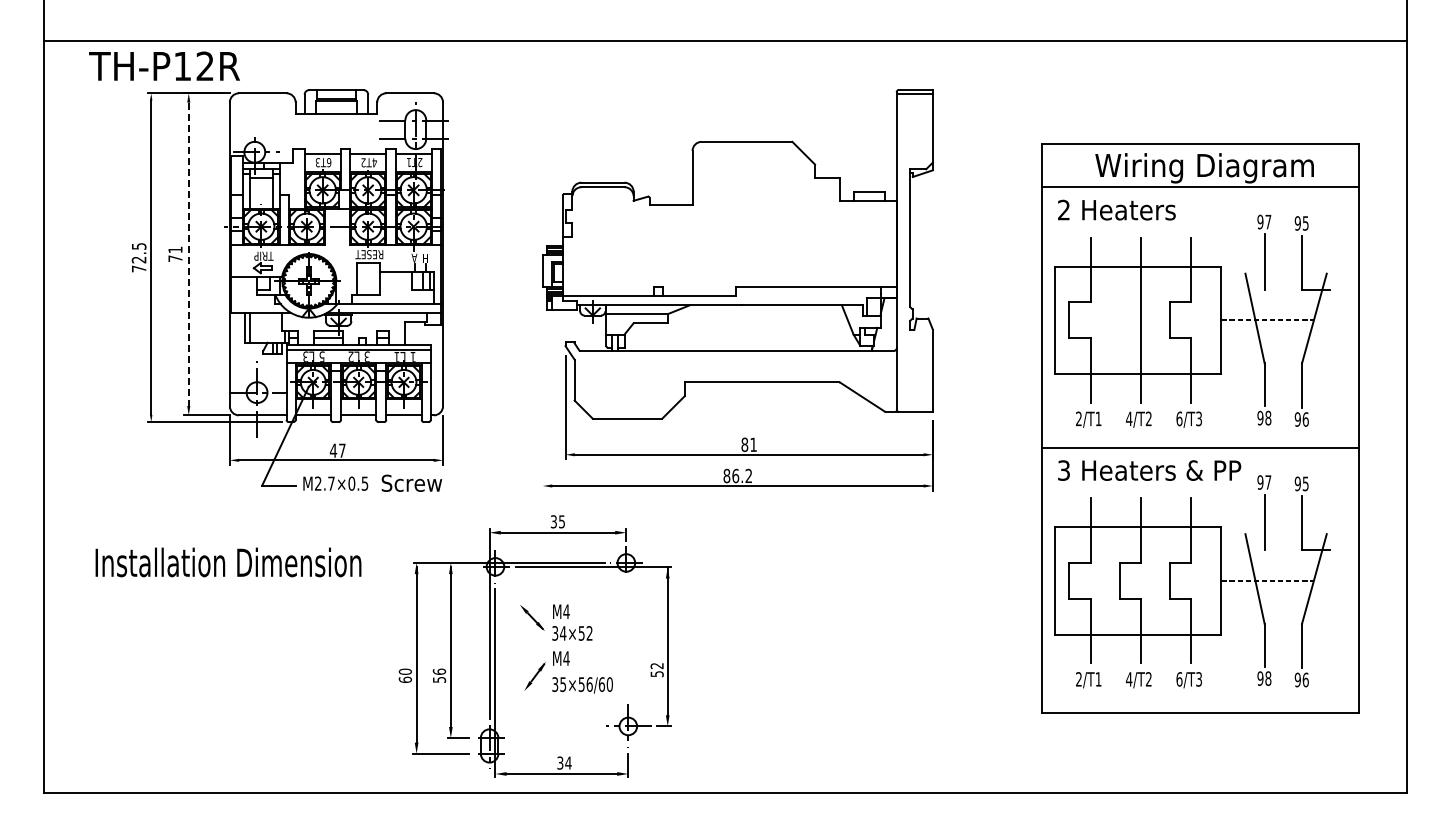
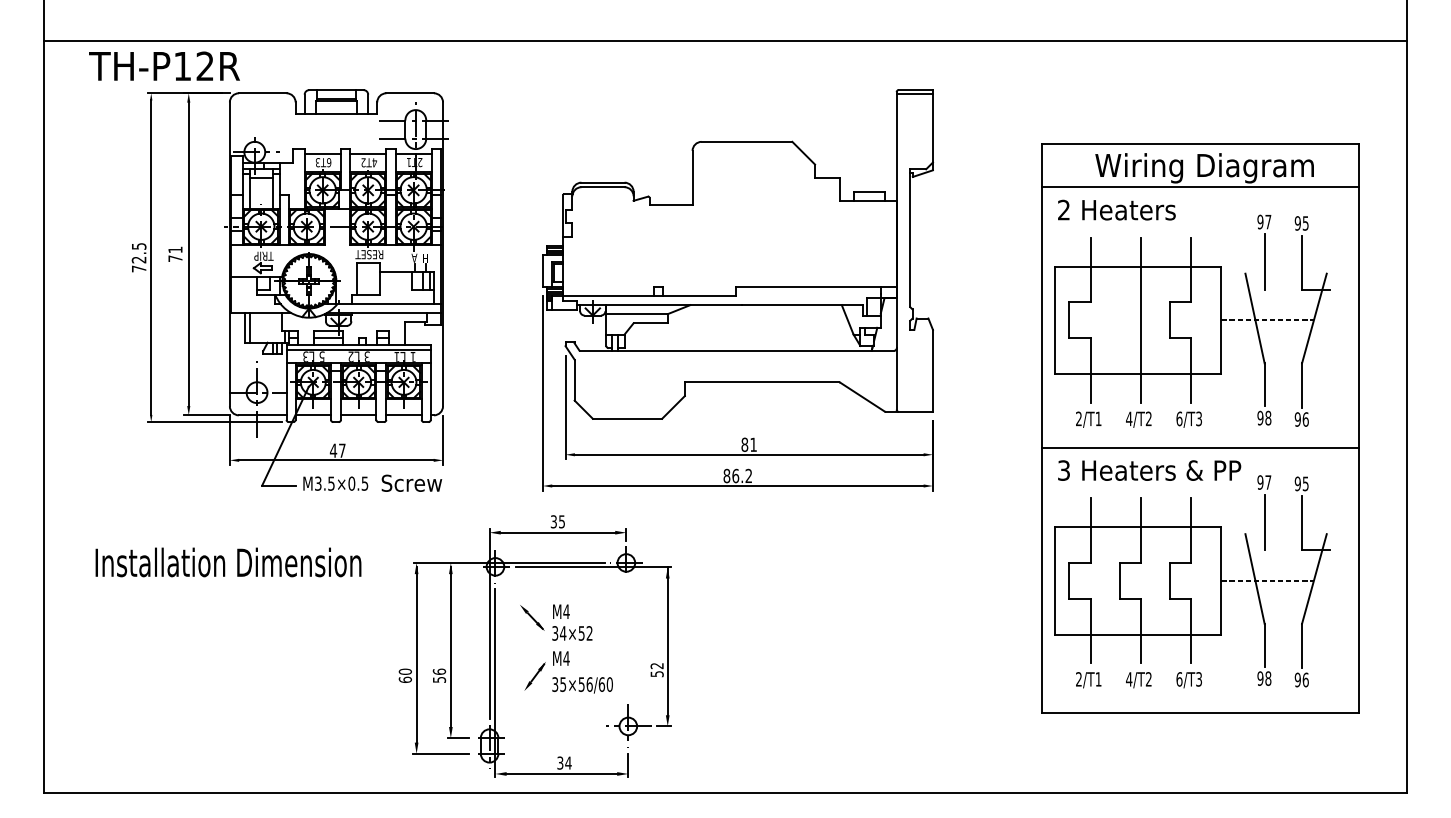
line: dashed -> solid (188, 254)
line: none -> present (542, 393)
text: M2.7×0.5 -> M3.5×0.5 (324, 483)
